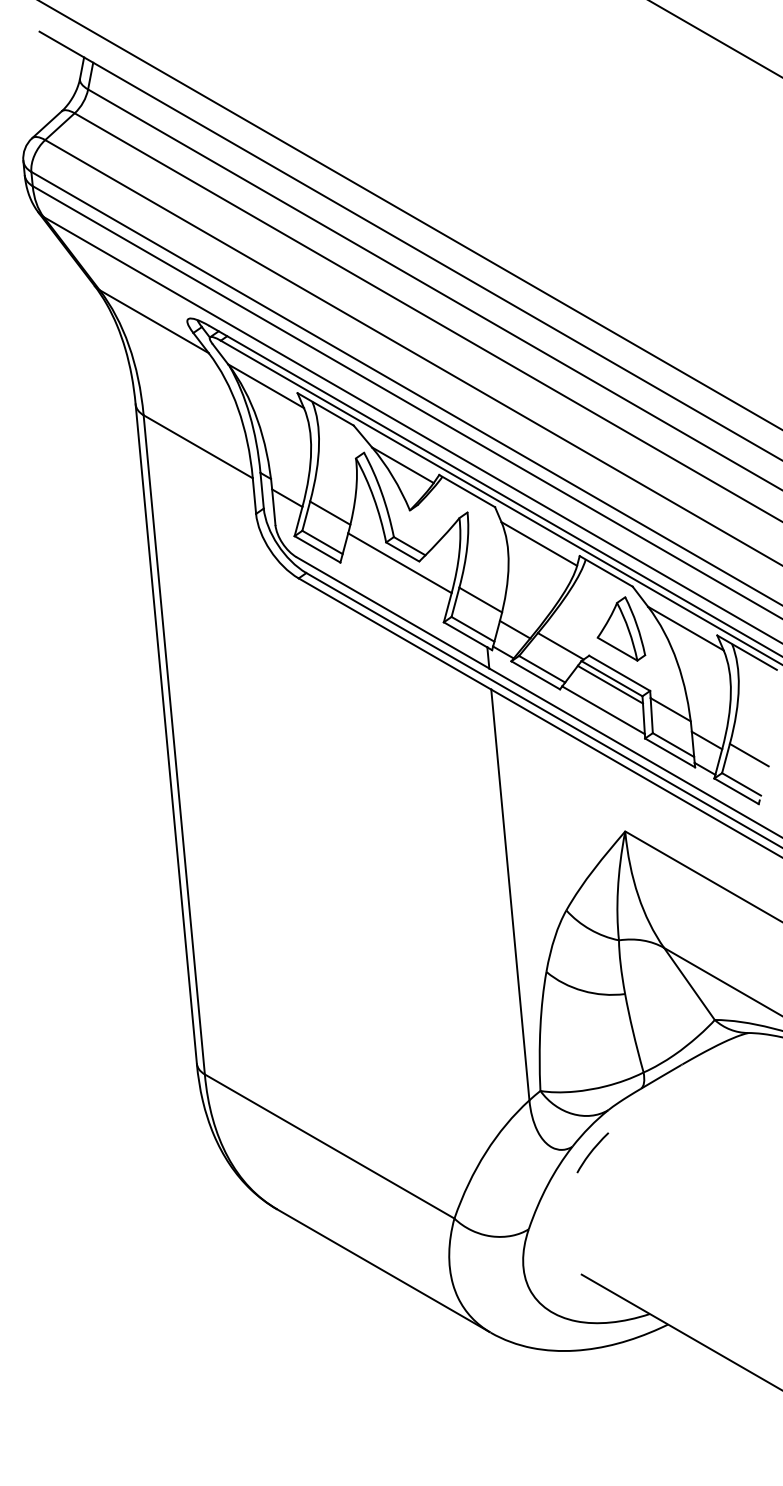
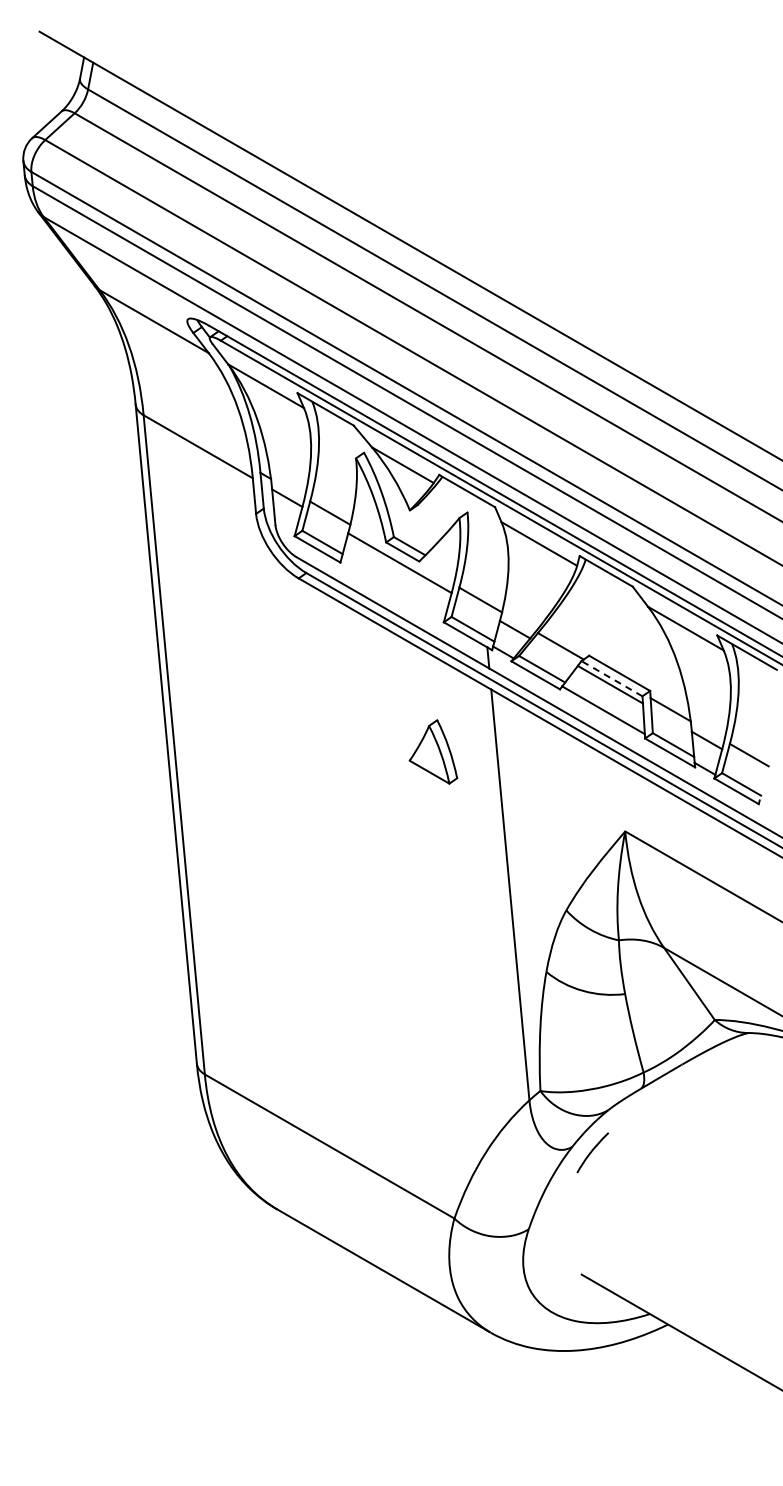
line: present -> none (715, 39)
line: present -> none (410, 215)
part position: (621, 628) -> (433, 751) (433, 751)
line: solid -> dashed (611, 678)
